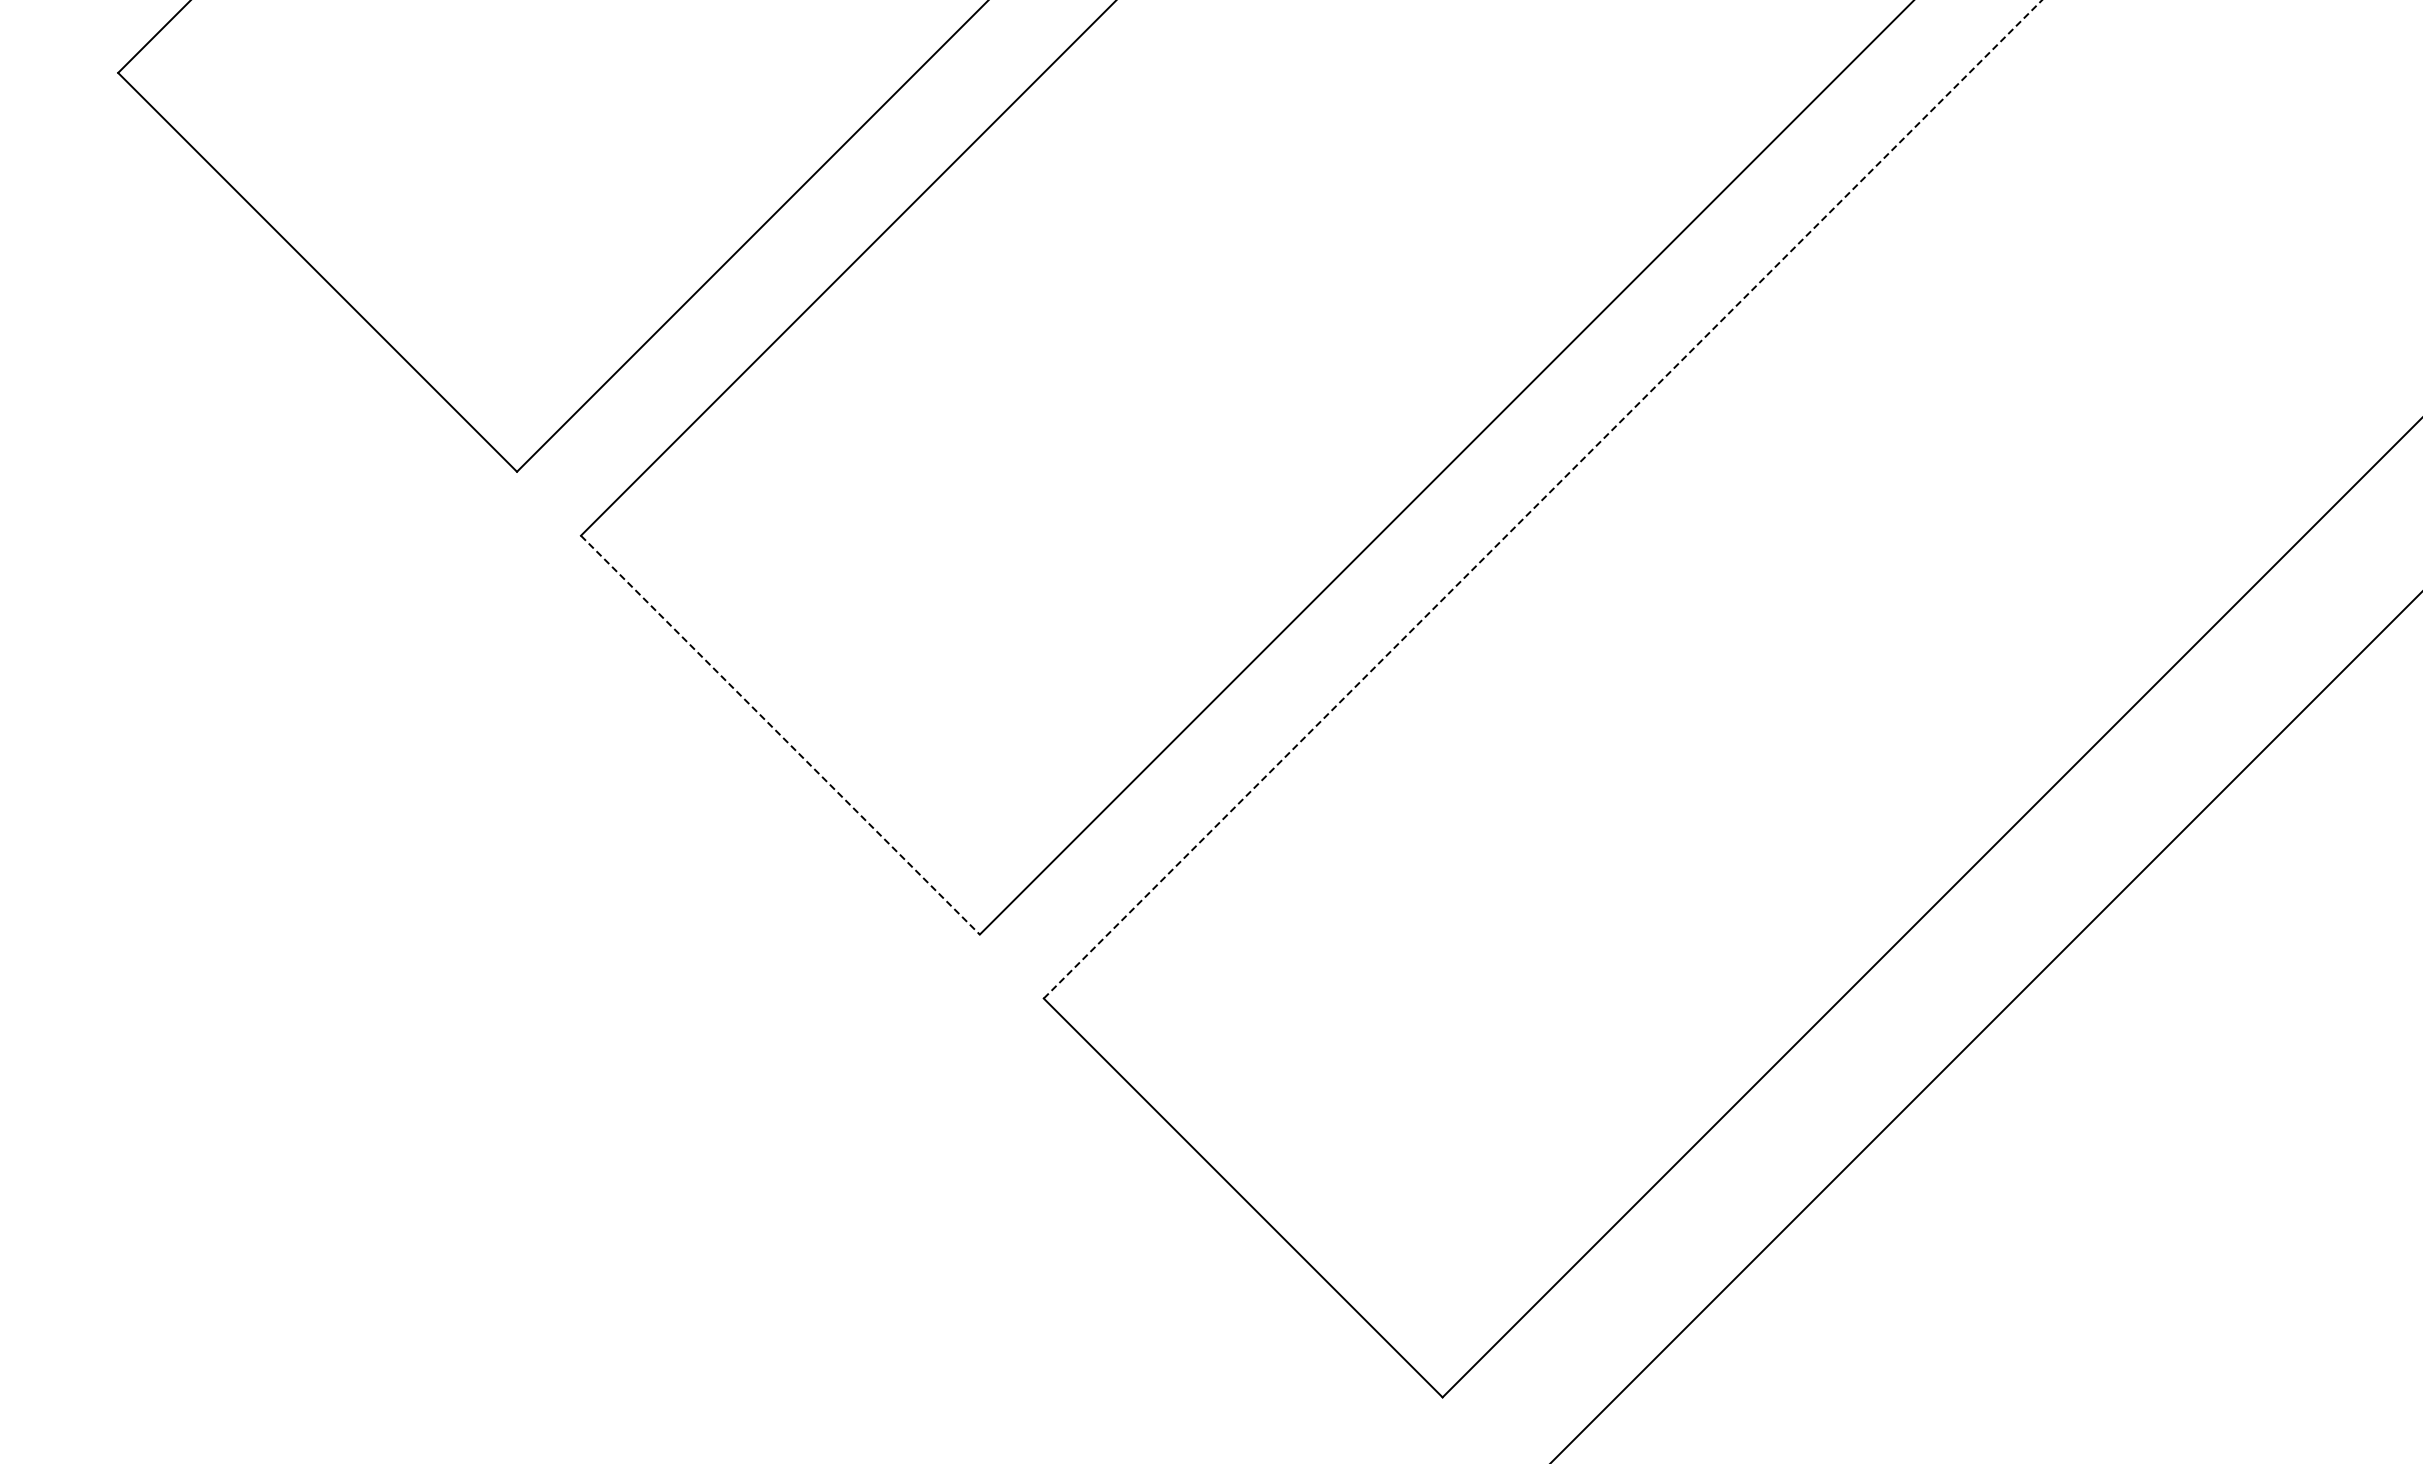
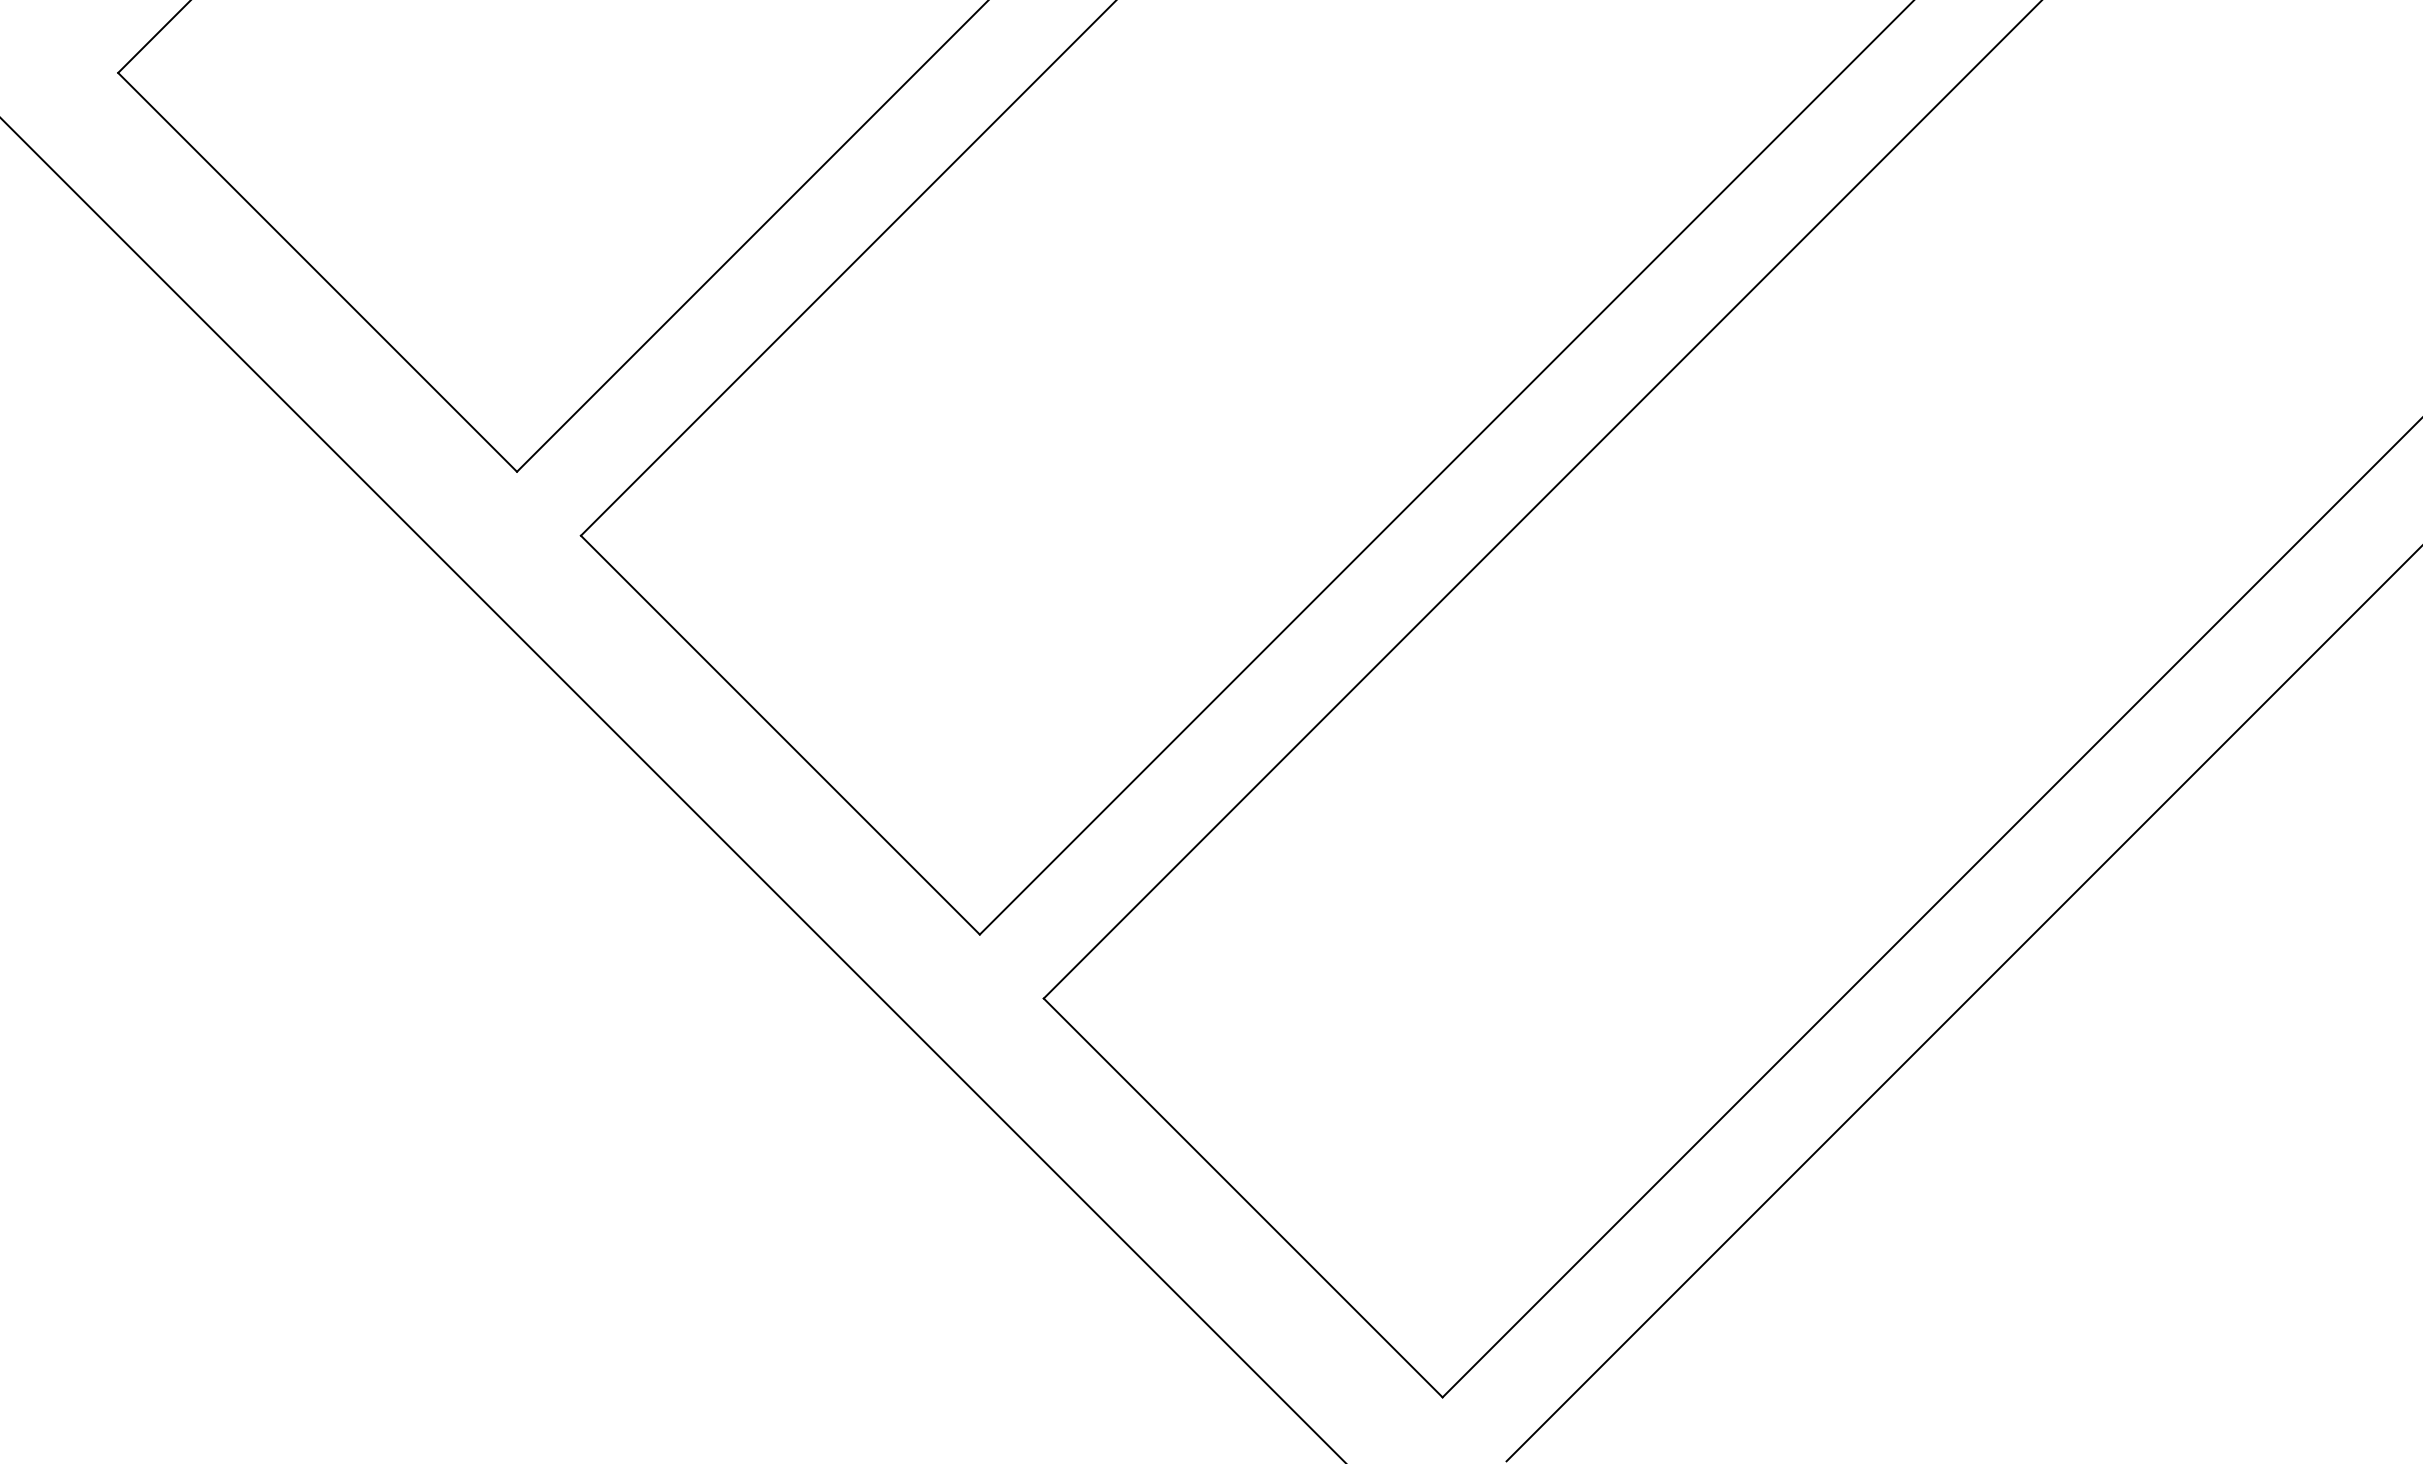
line: dashed -> solid (1542, 499)
line: dashed -> solid (780, 735)
line: none -> present (672, 789)
line position: (1986, 1027) -> (1963, 1004) (1963, 1004)
